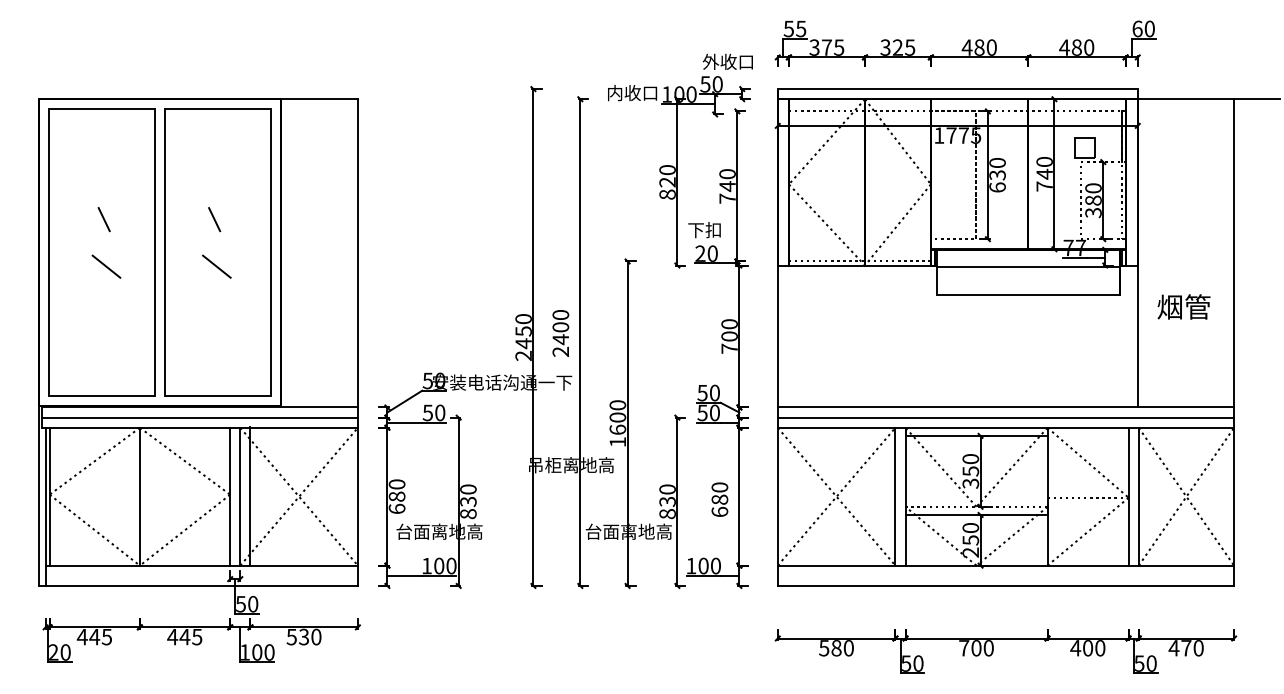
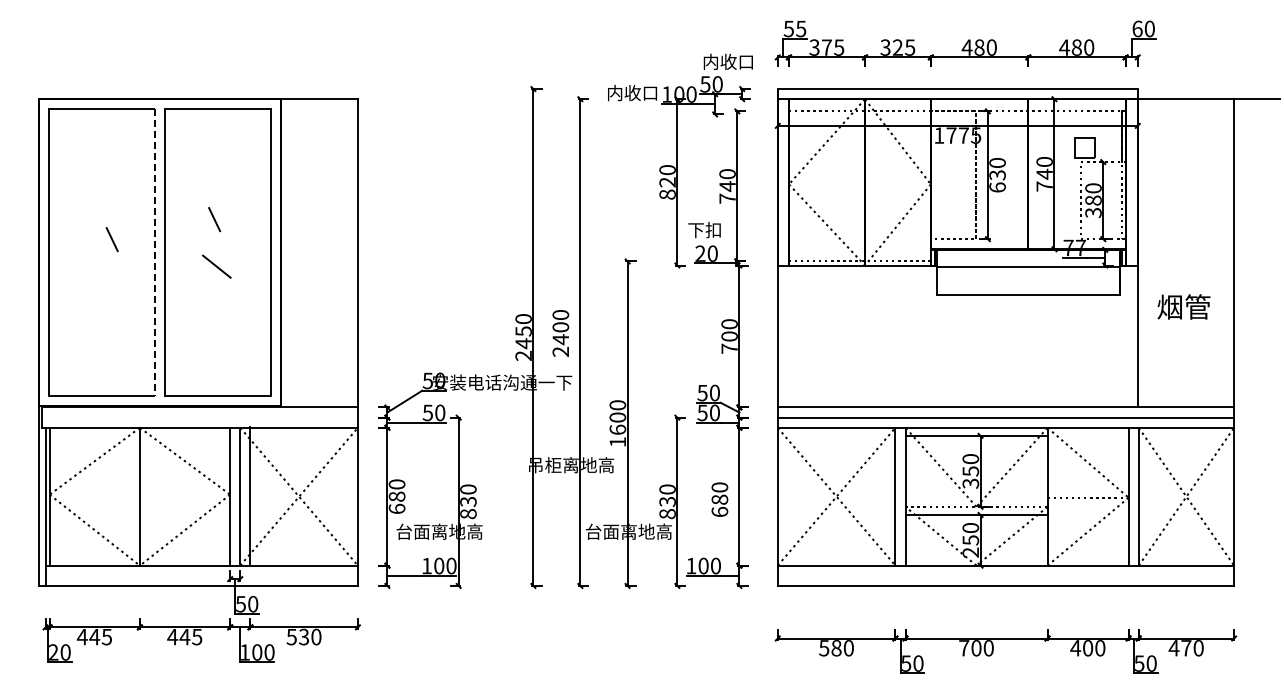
text: 外收口 -> 内收口 (710, 61)
line position: (103, 219) -> (111, 239) (111, 239)
line: solid -> dashed (154, 253)
line: present -> none (106, 266)
line: present -> none (199, 417)
